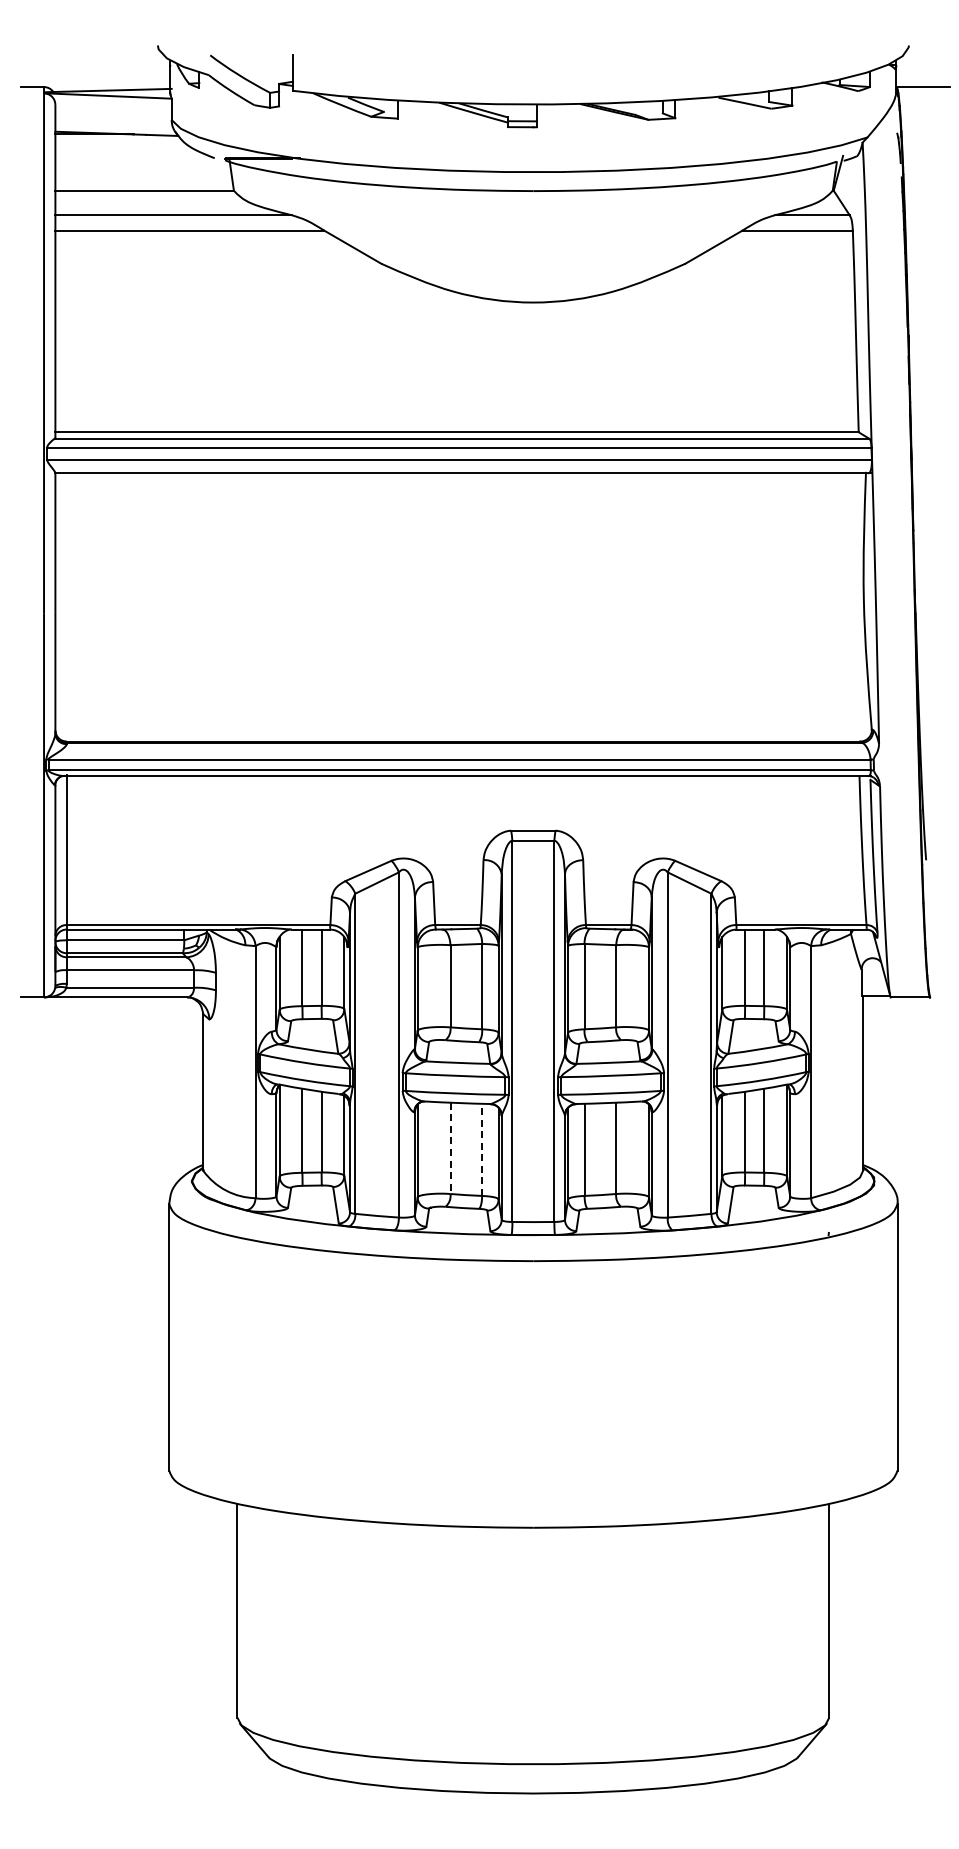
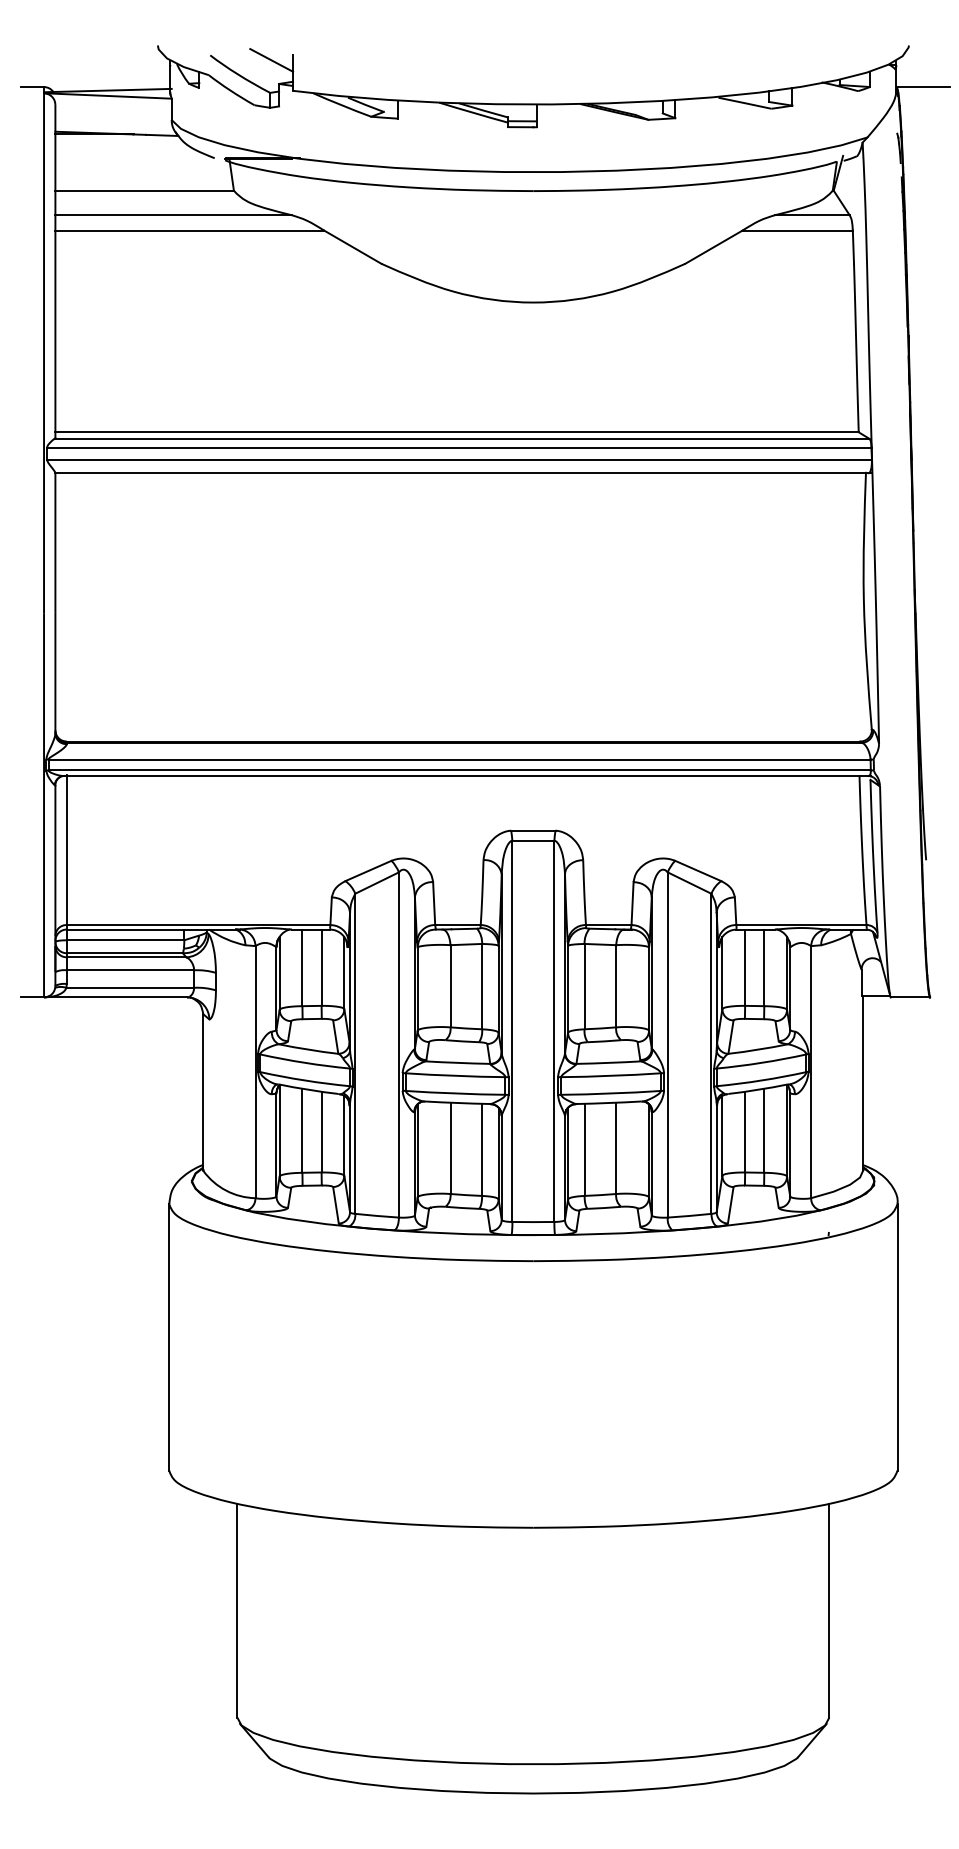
line: none -> present (271, 60)
line: dashed -> solid (450, 1148)
line: dashed -> solid (482, 1149)
